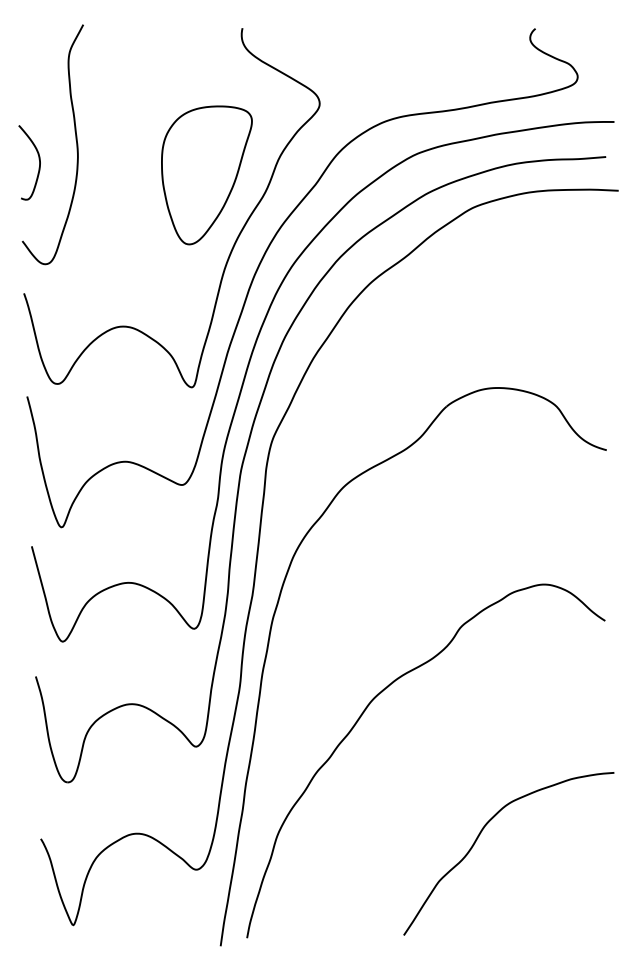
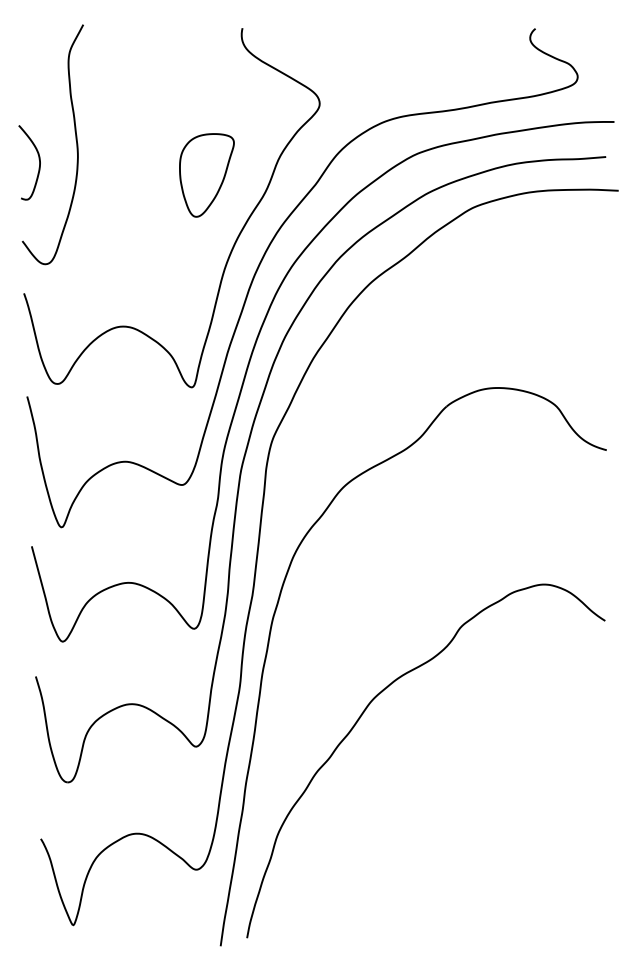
part size: 92x141 px -> 56x85 px (206, 175)
curve: present -> none (478, 838)
